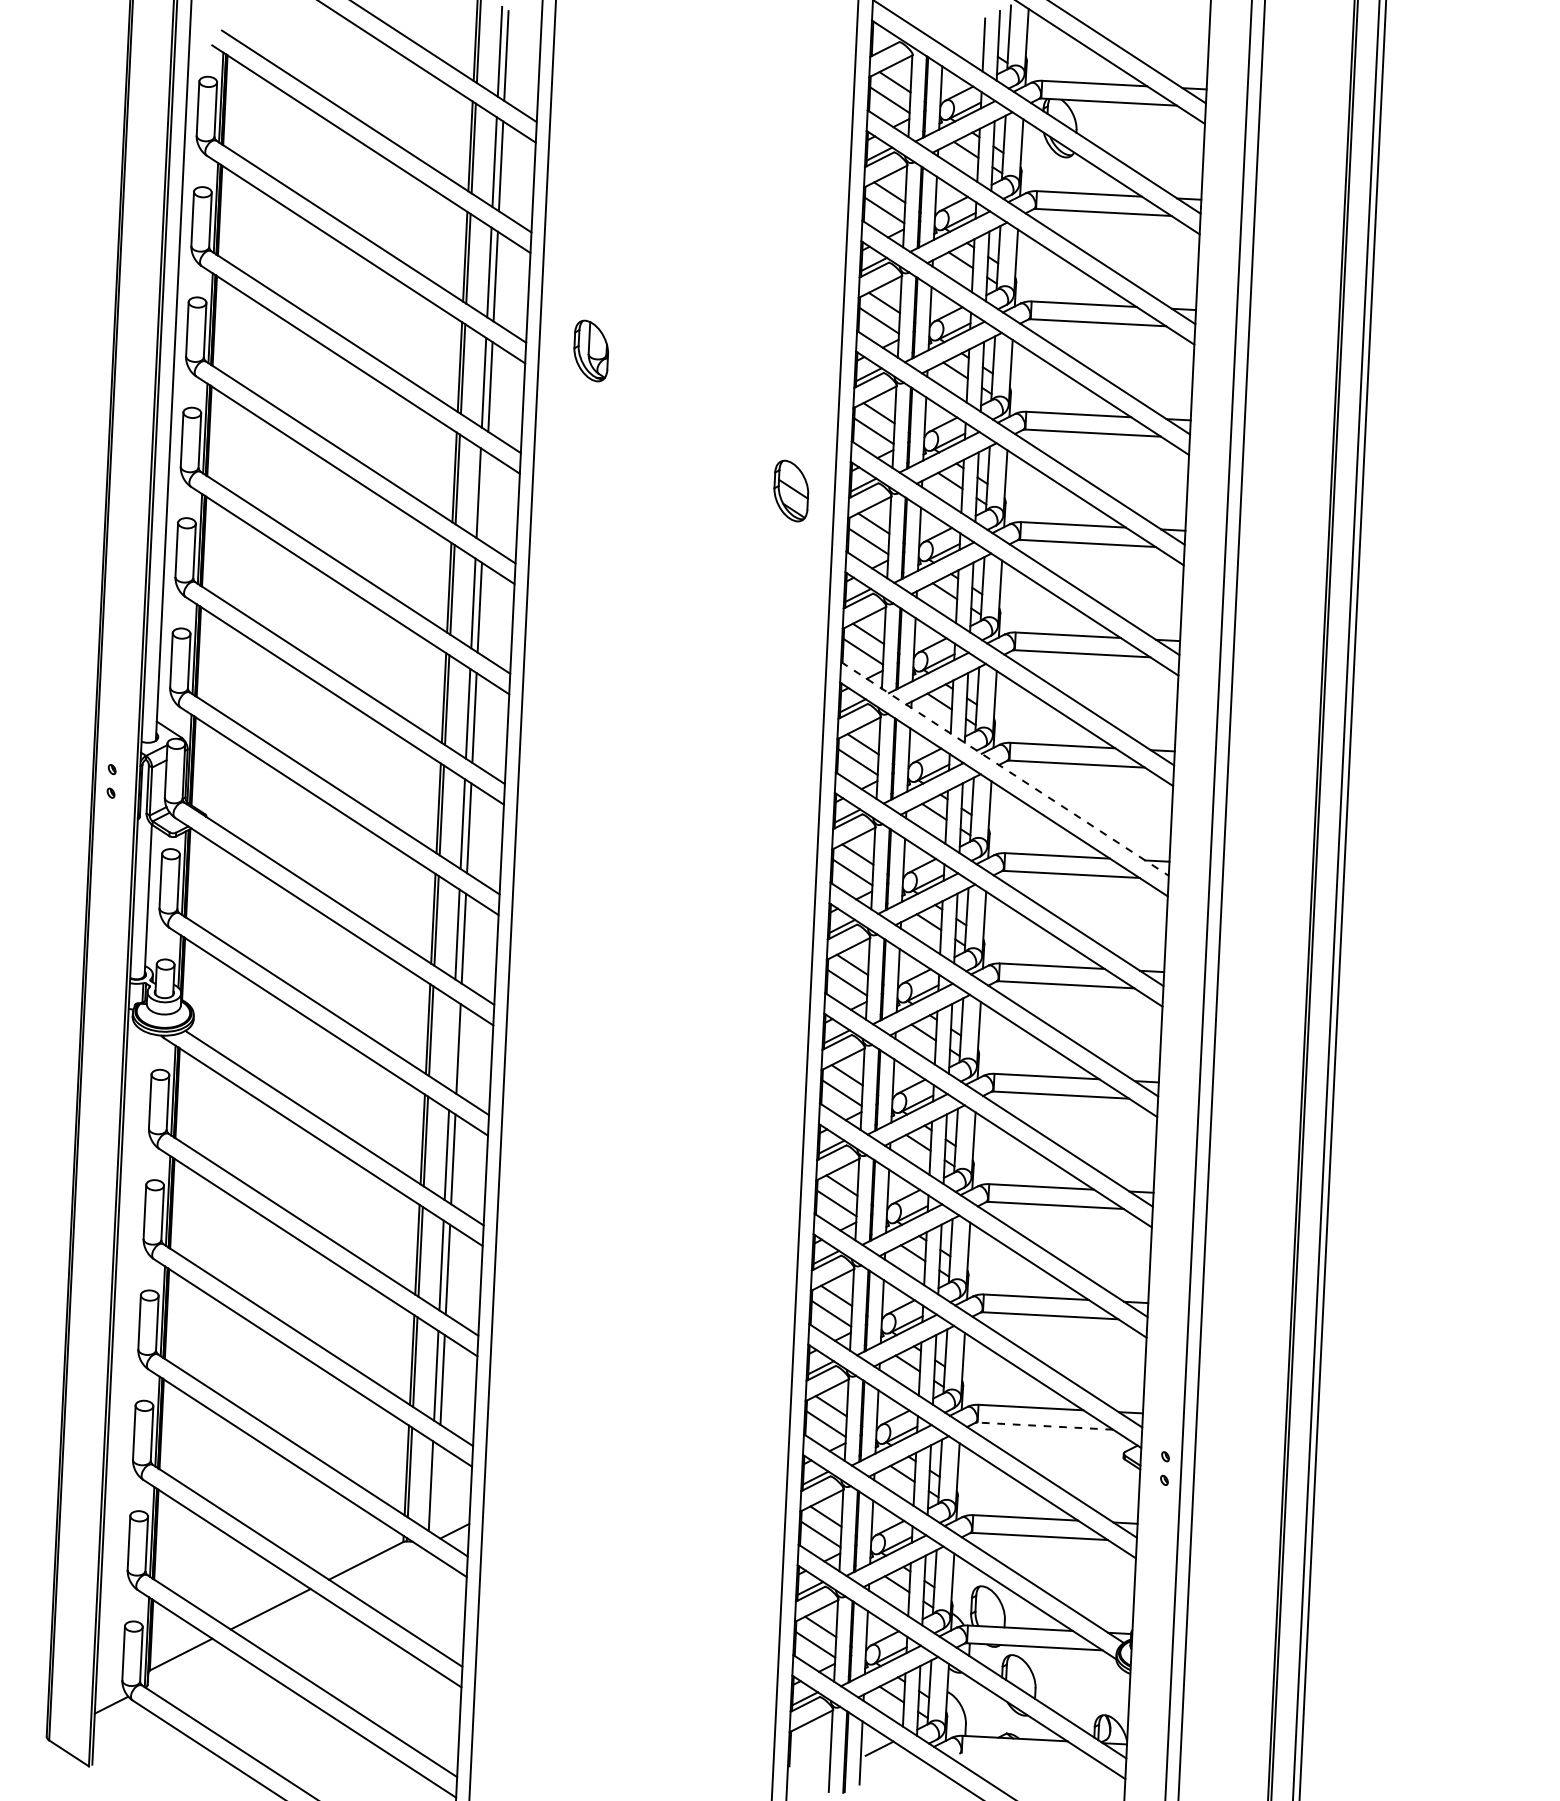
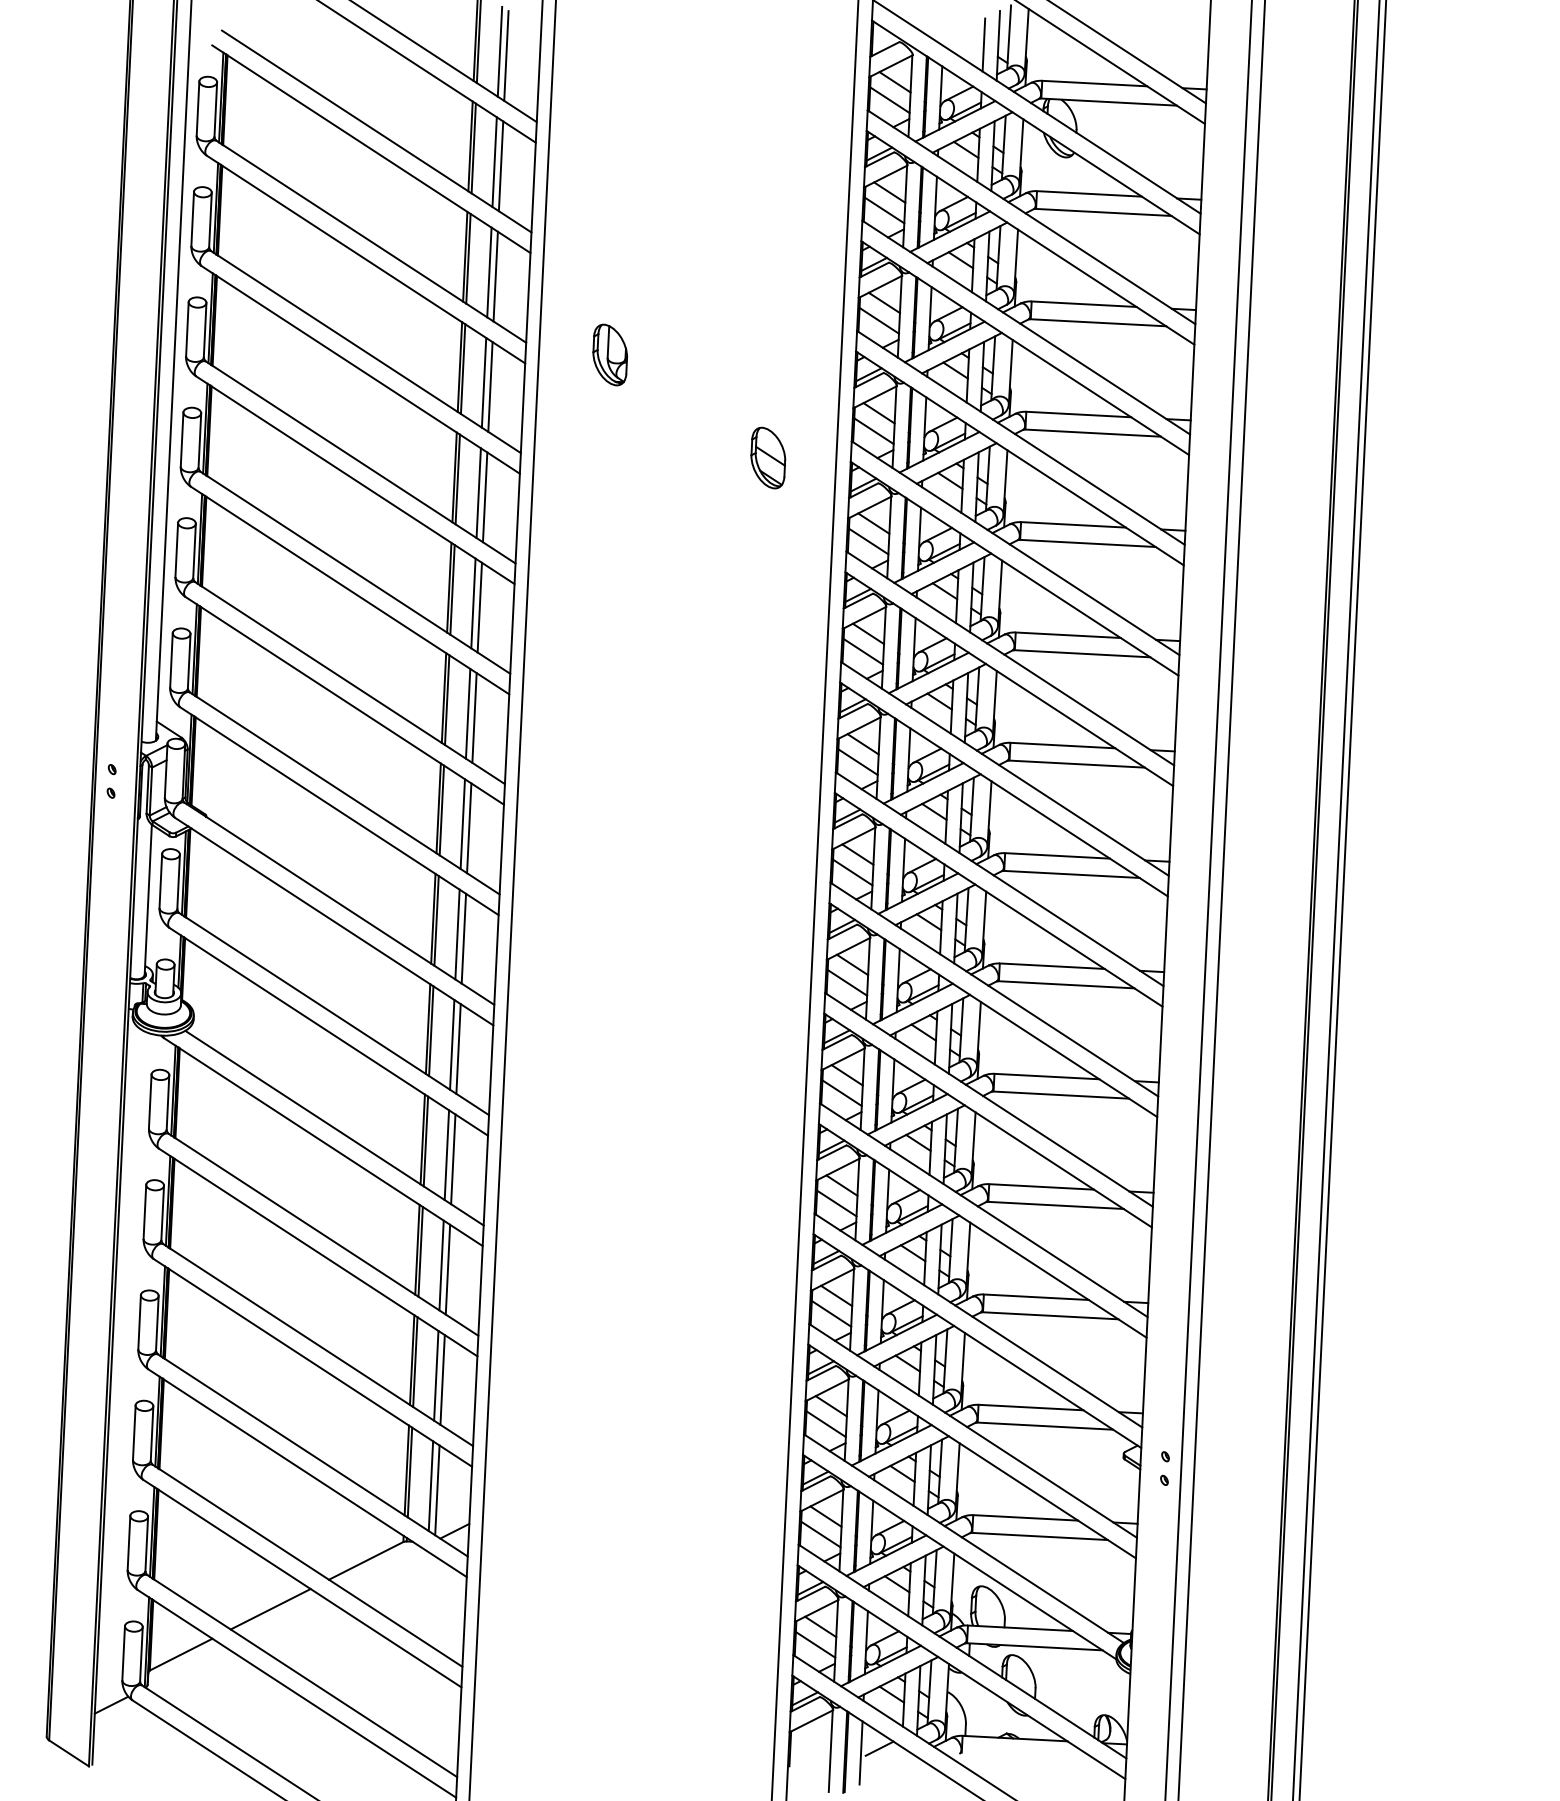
part position: (591, 350) -> (610, 354) (610, 354)
part position: (791, 490) -> (768, 457) (768, 457)
line: none -> present (484, 497)
line: dashed -> solid (1004, 768)
line: none -> present (452, 1044)
line: dashed -> solid (1045, 1426)
line: none -> present (437, 1490)
